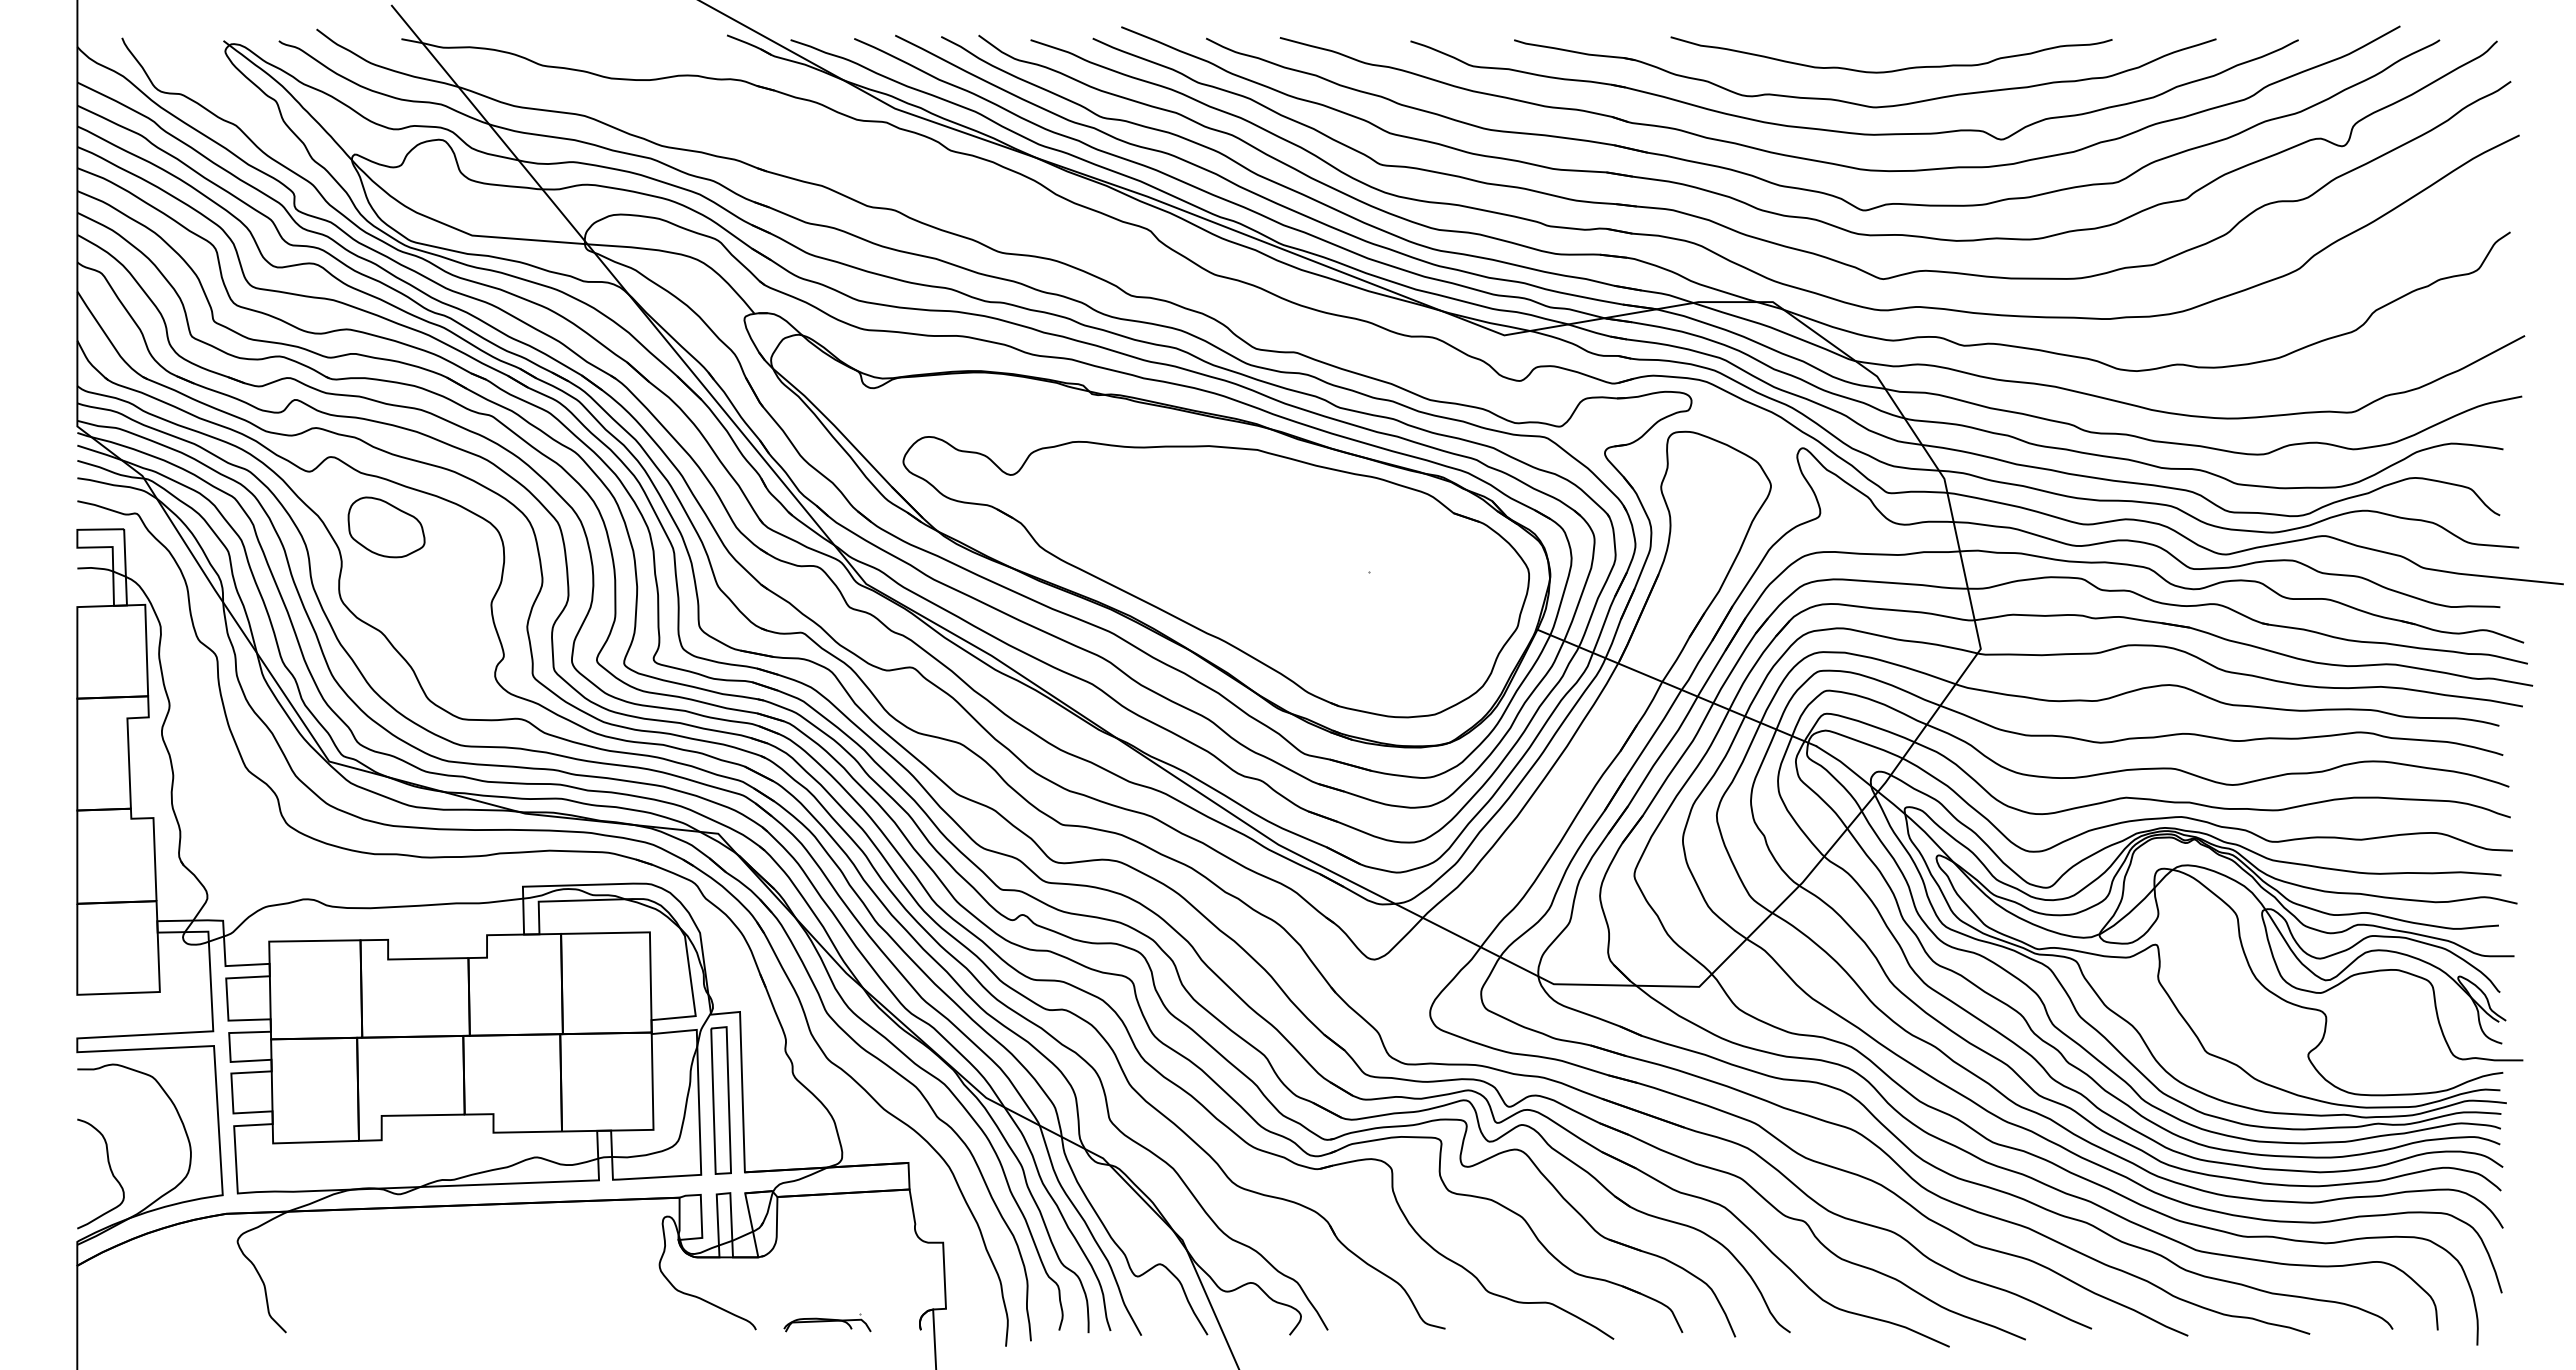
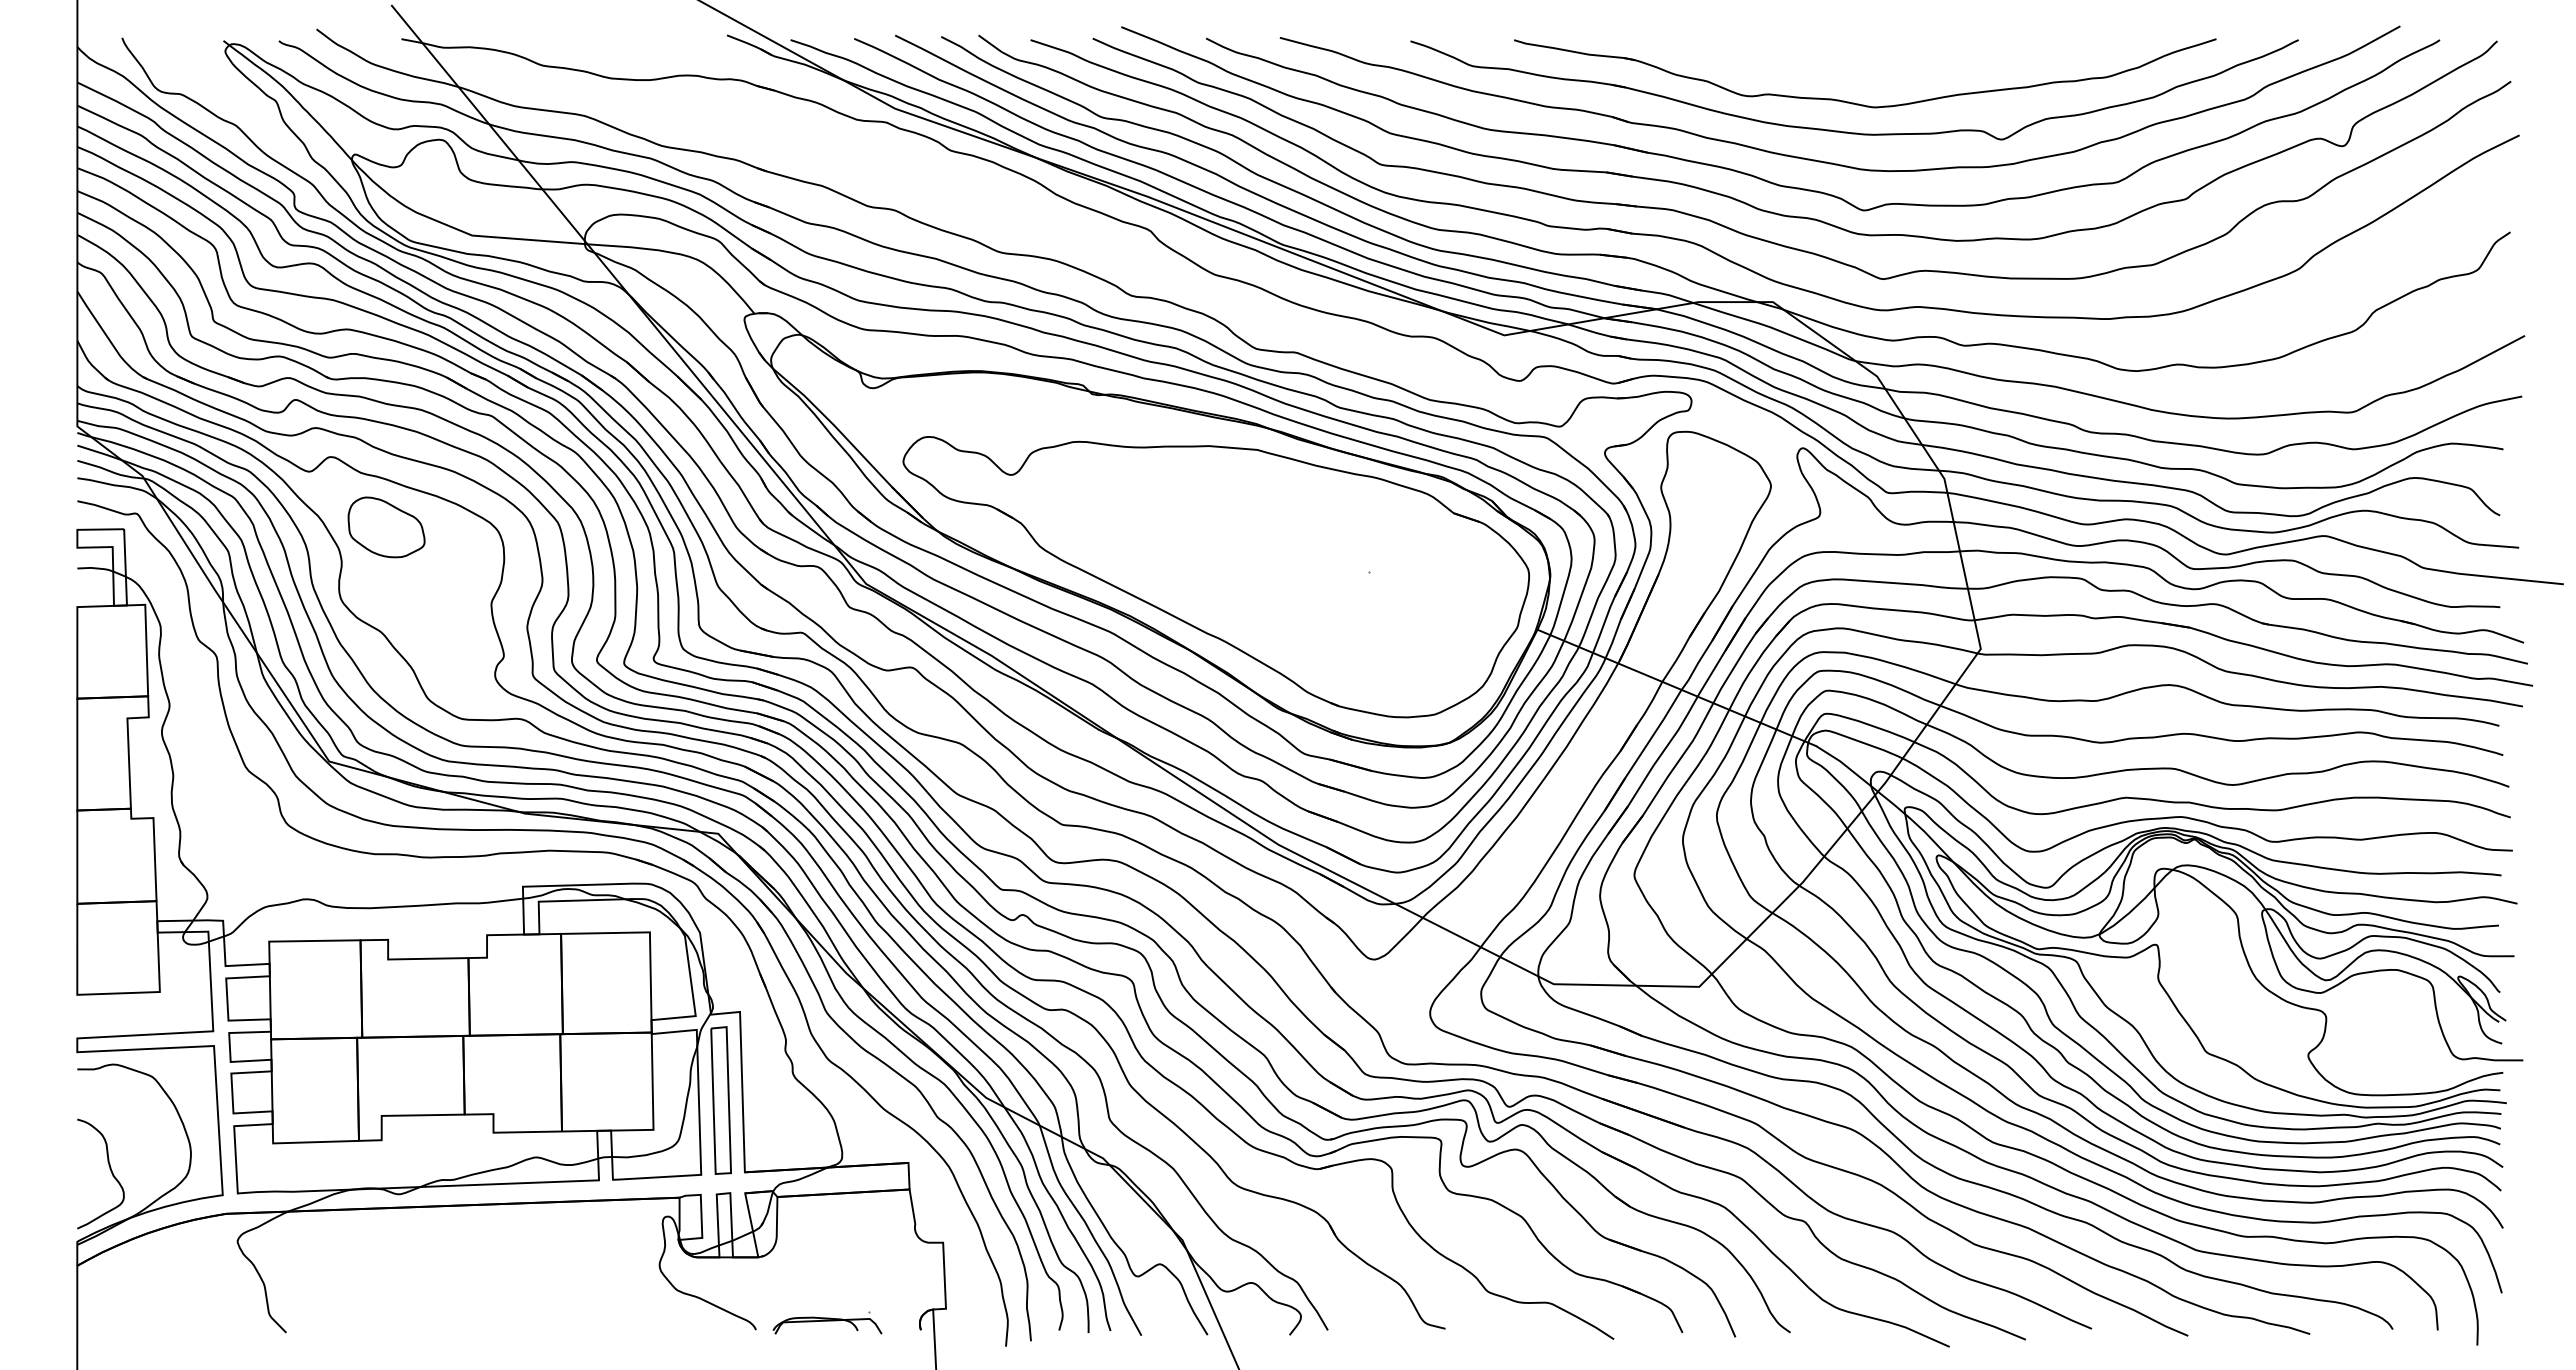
curve: present -> none (1895, 69)
part size: 89x20 px -> 111x24 px (827, 1322)
